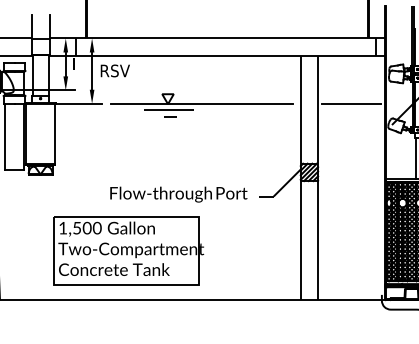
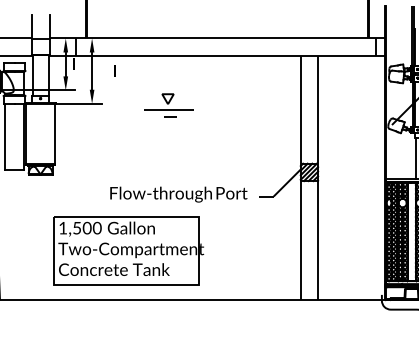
text: RSV -> I (114, 70)
line: present -> none (201, 104)
line: present -> none (351, 104)
hatch: present -> none (411, 231)
